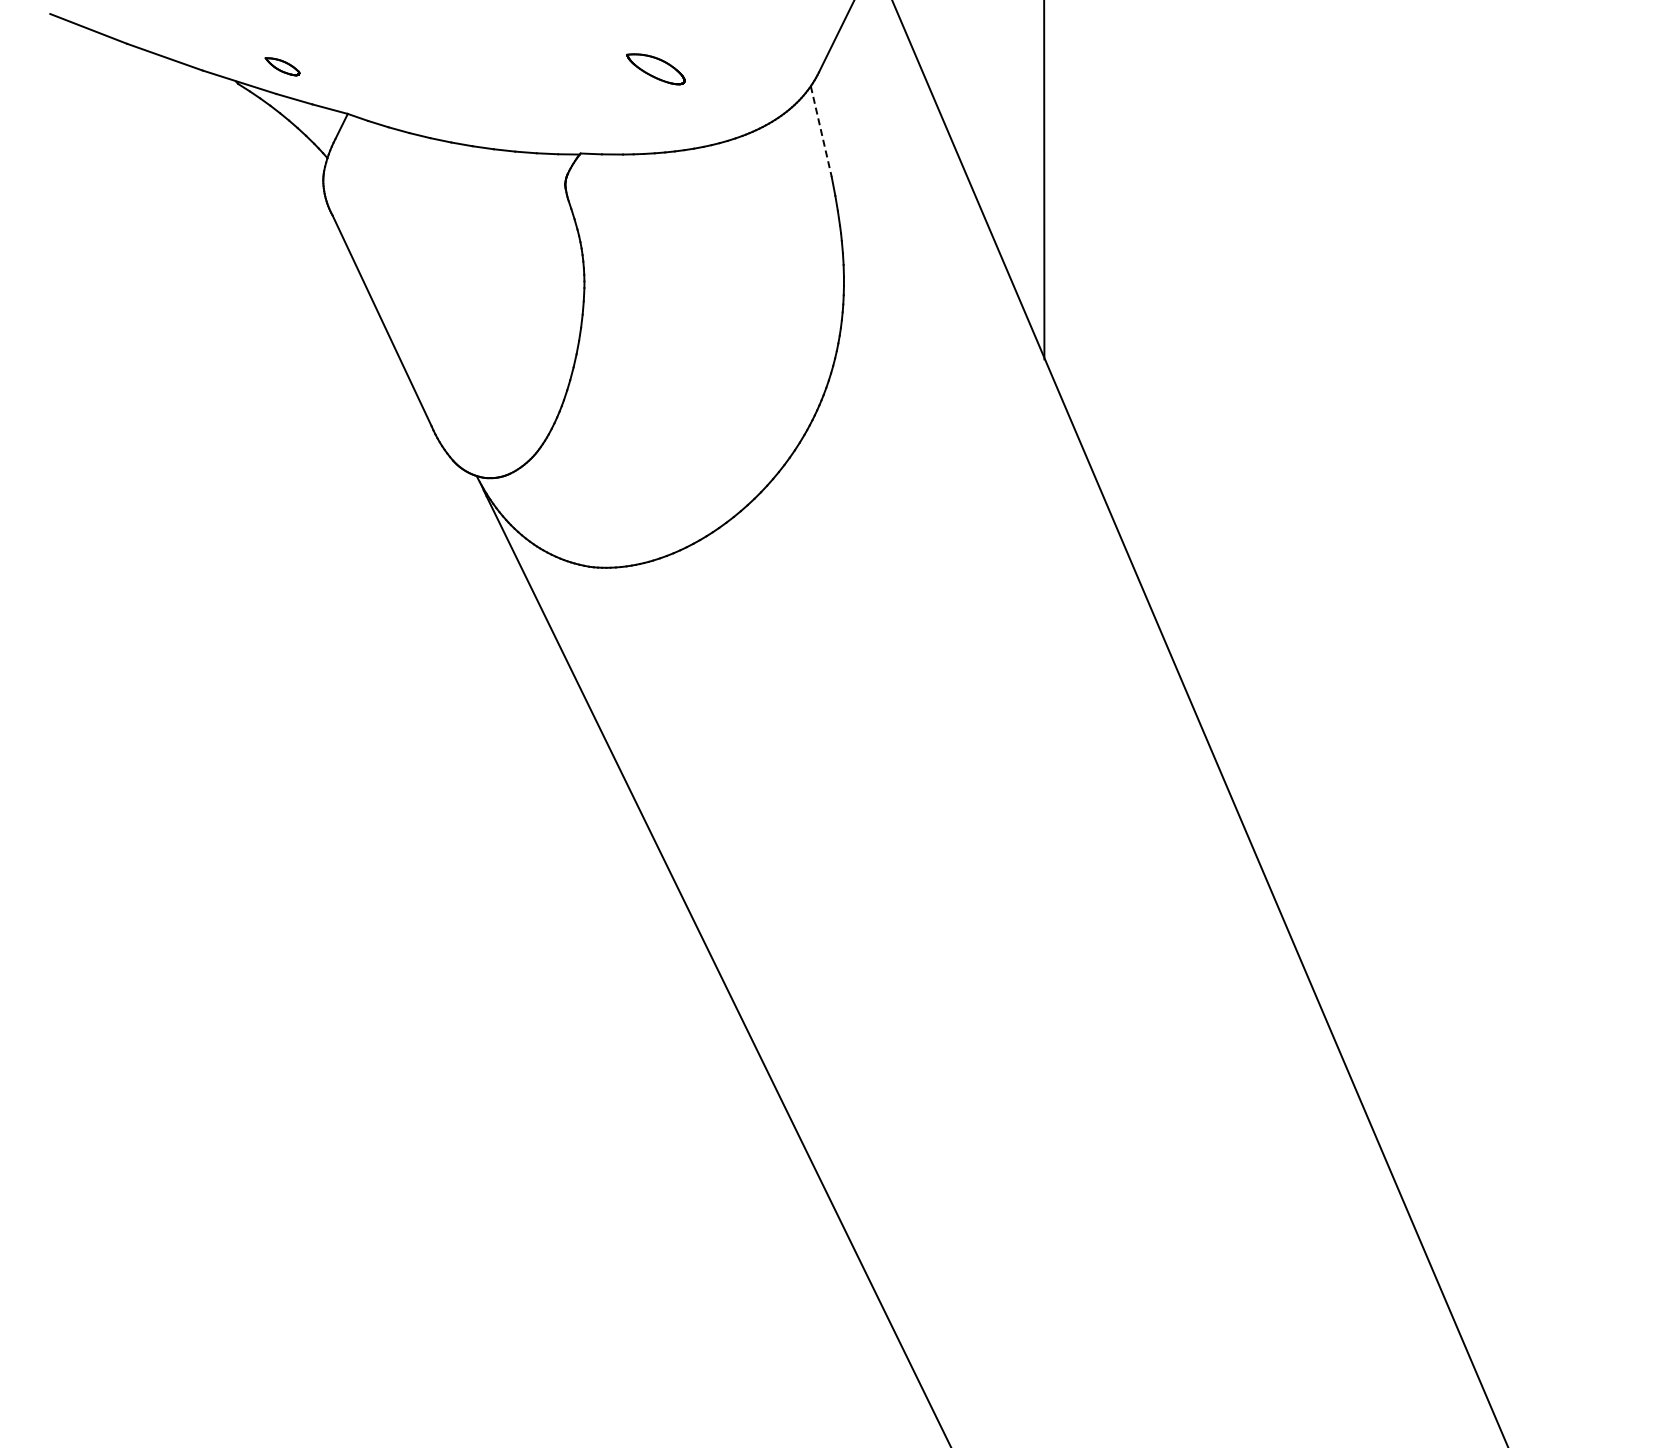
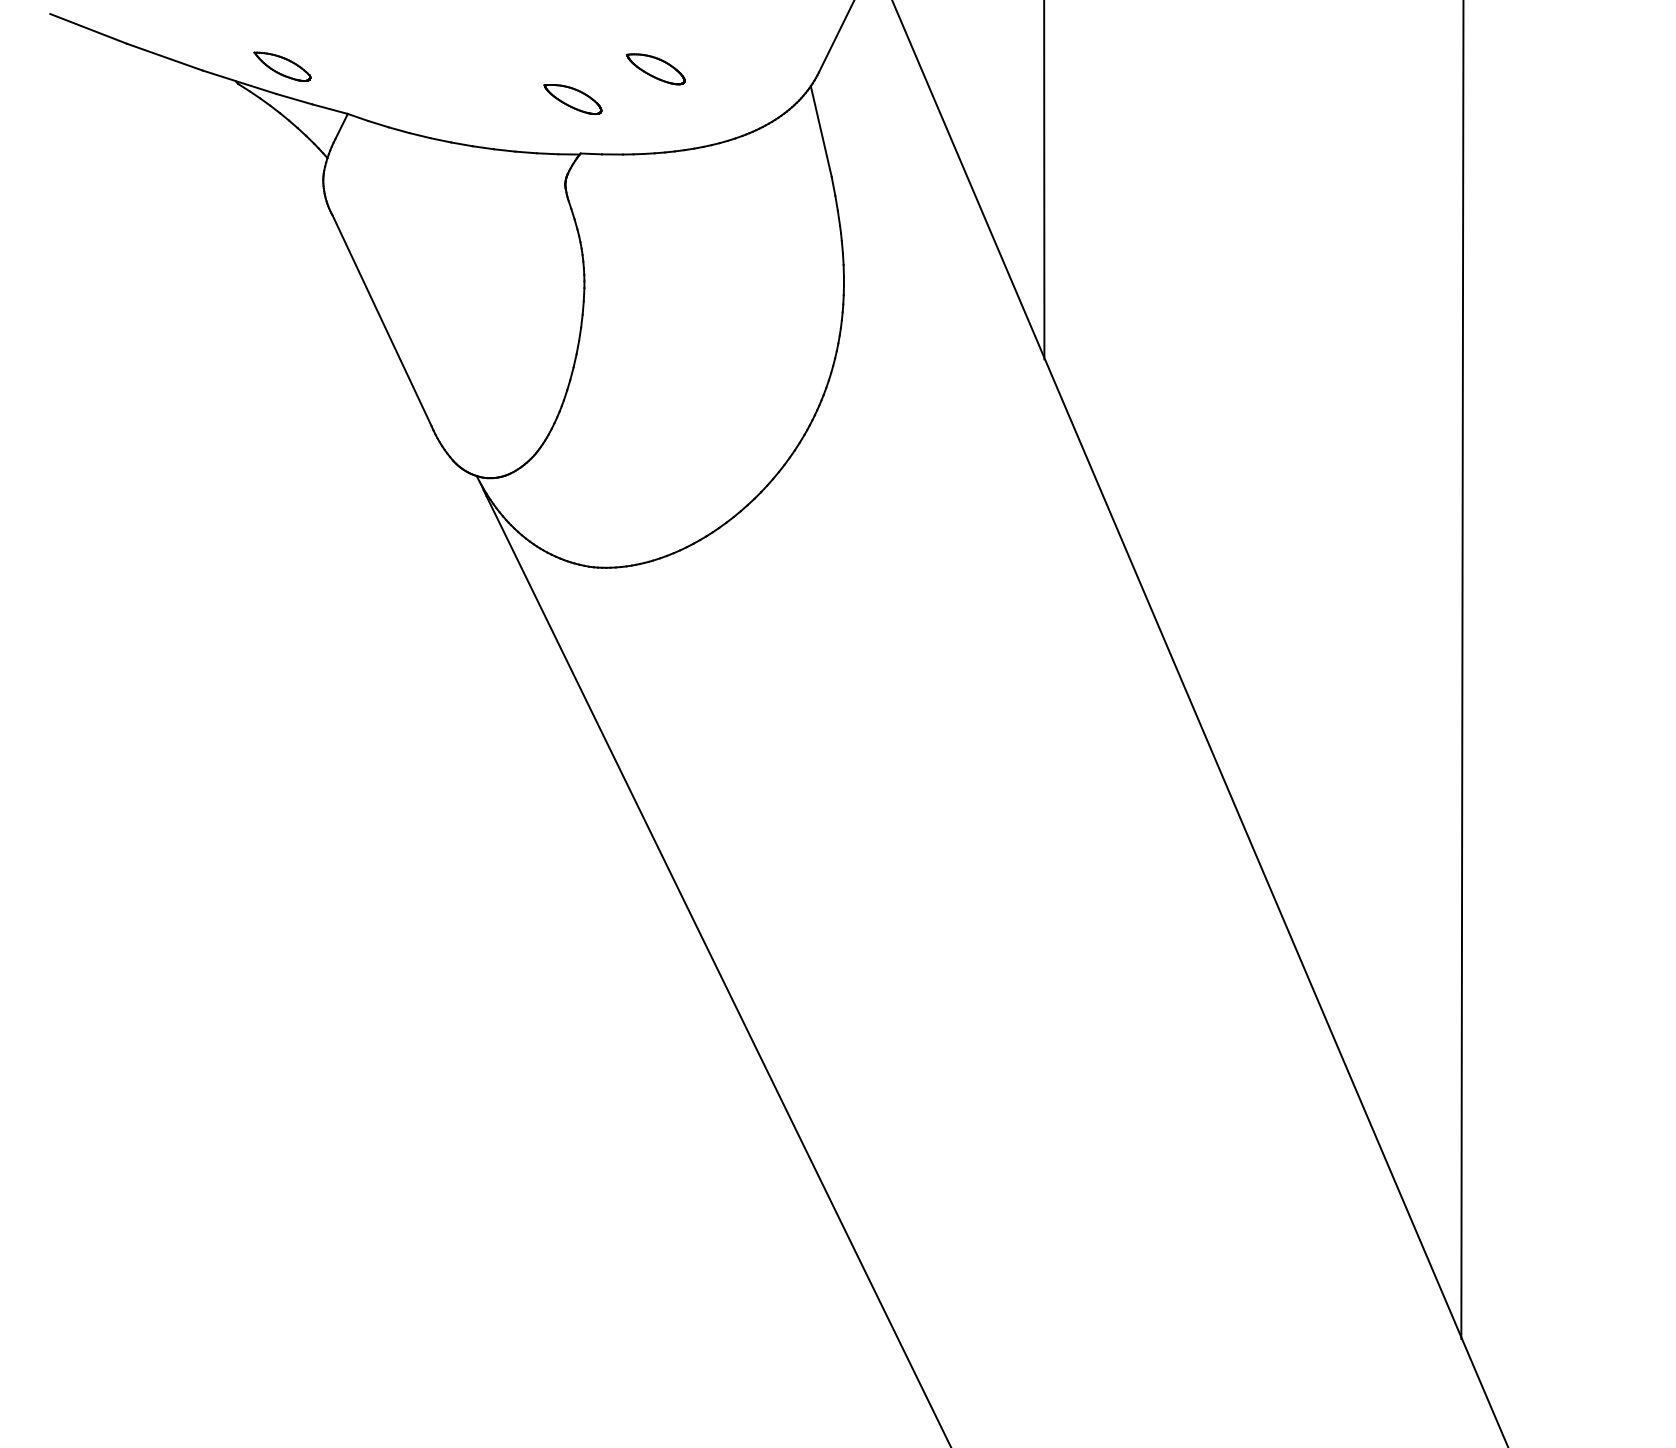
part size: 37x20 px -> 59x31 px (282, 66)
part: none -> present (572, 99)
line: dashed -> solid (821, 131)
line: none -> present (1462, 670)
